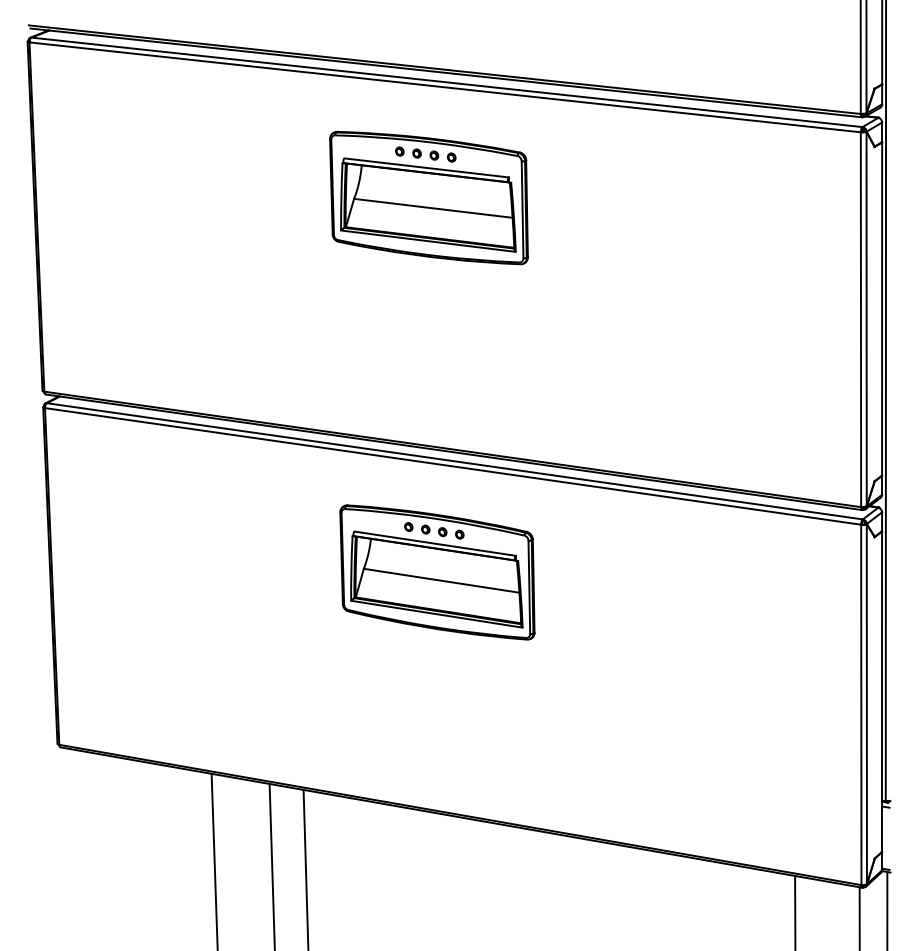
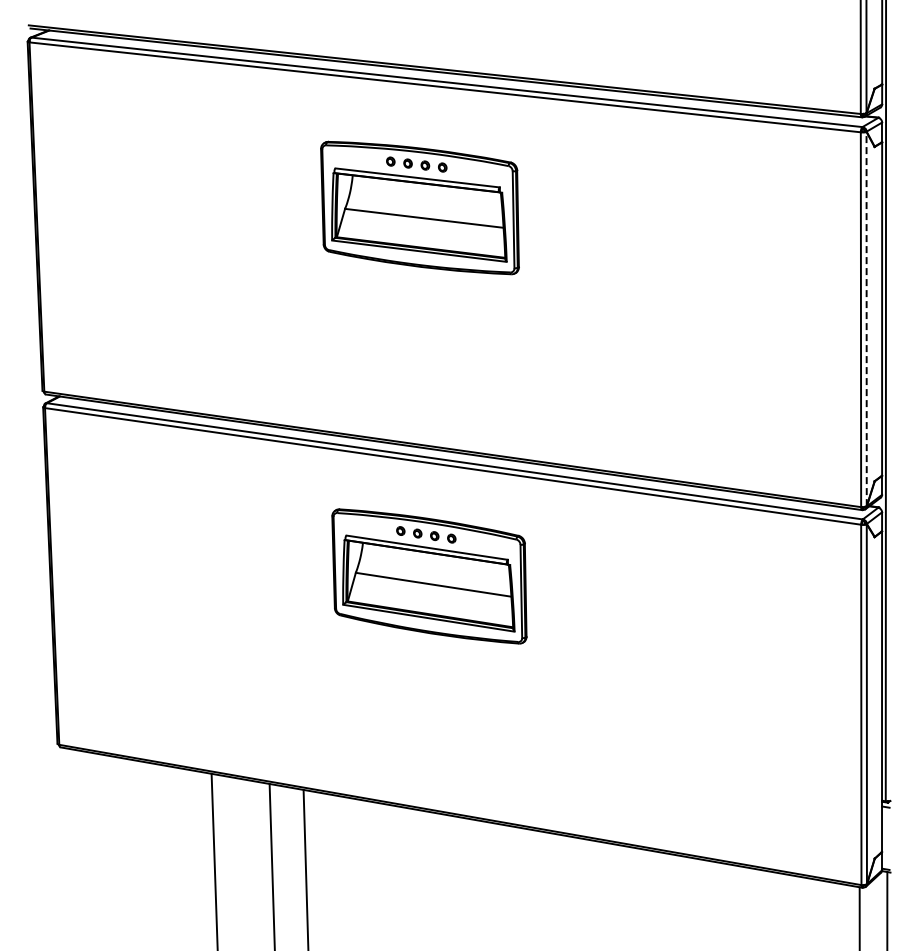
part position: (428, 197) -> (419, 207) (419, 207)
line: solid -> dashed (866, 318)
part position: (437, 572) -> (429, 576) (429, 576)
line: present -> none (795, 911)
